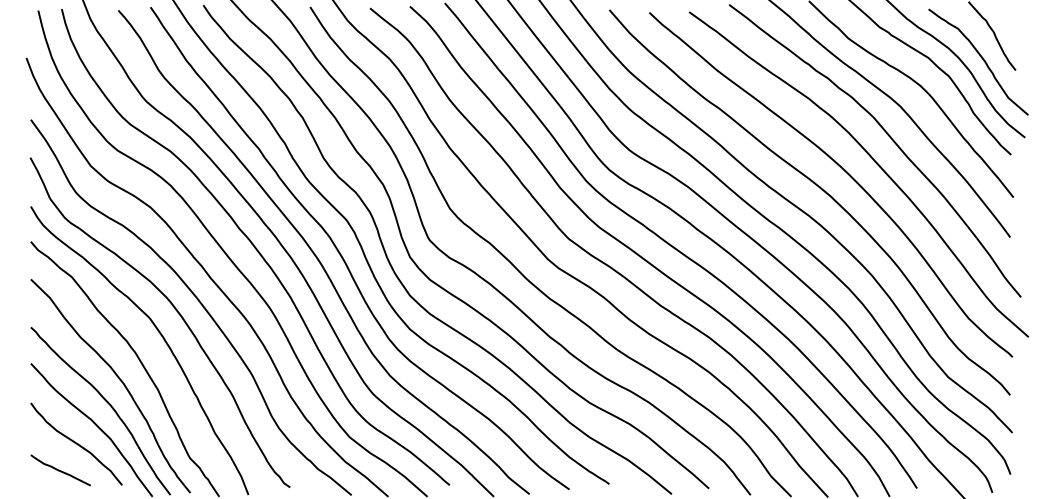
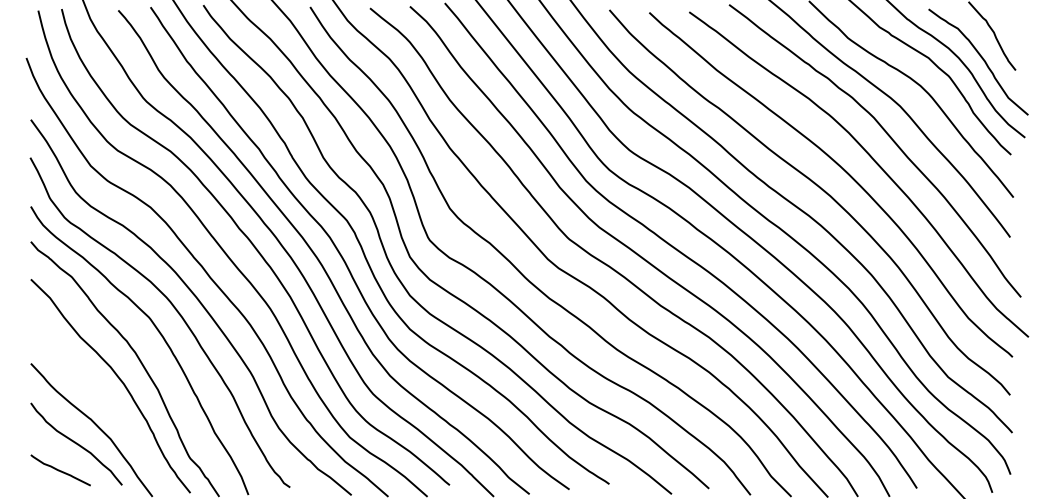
curve: present -> none (107, 403)
